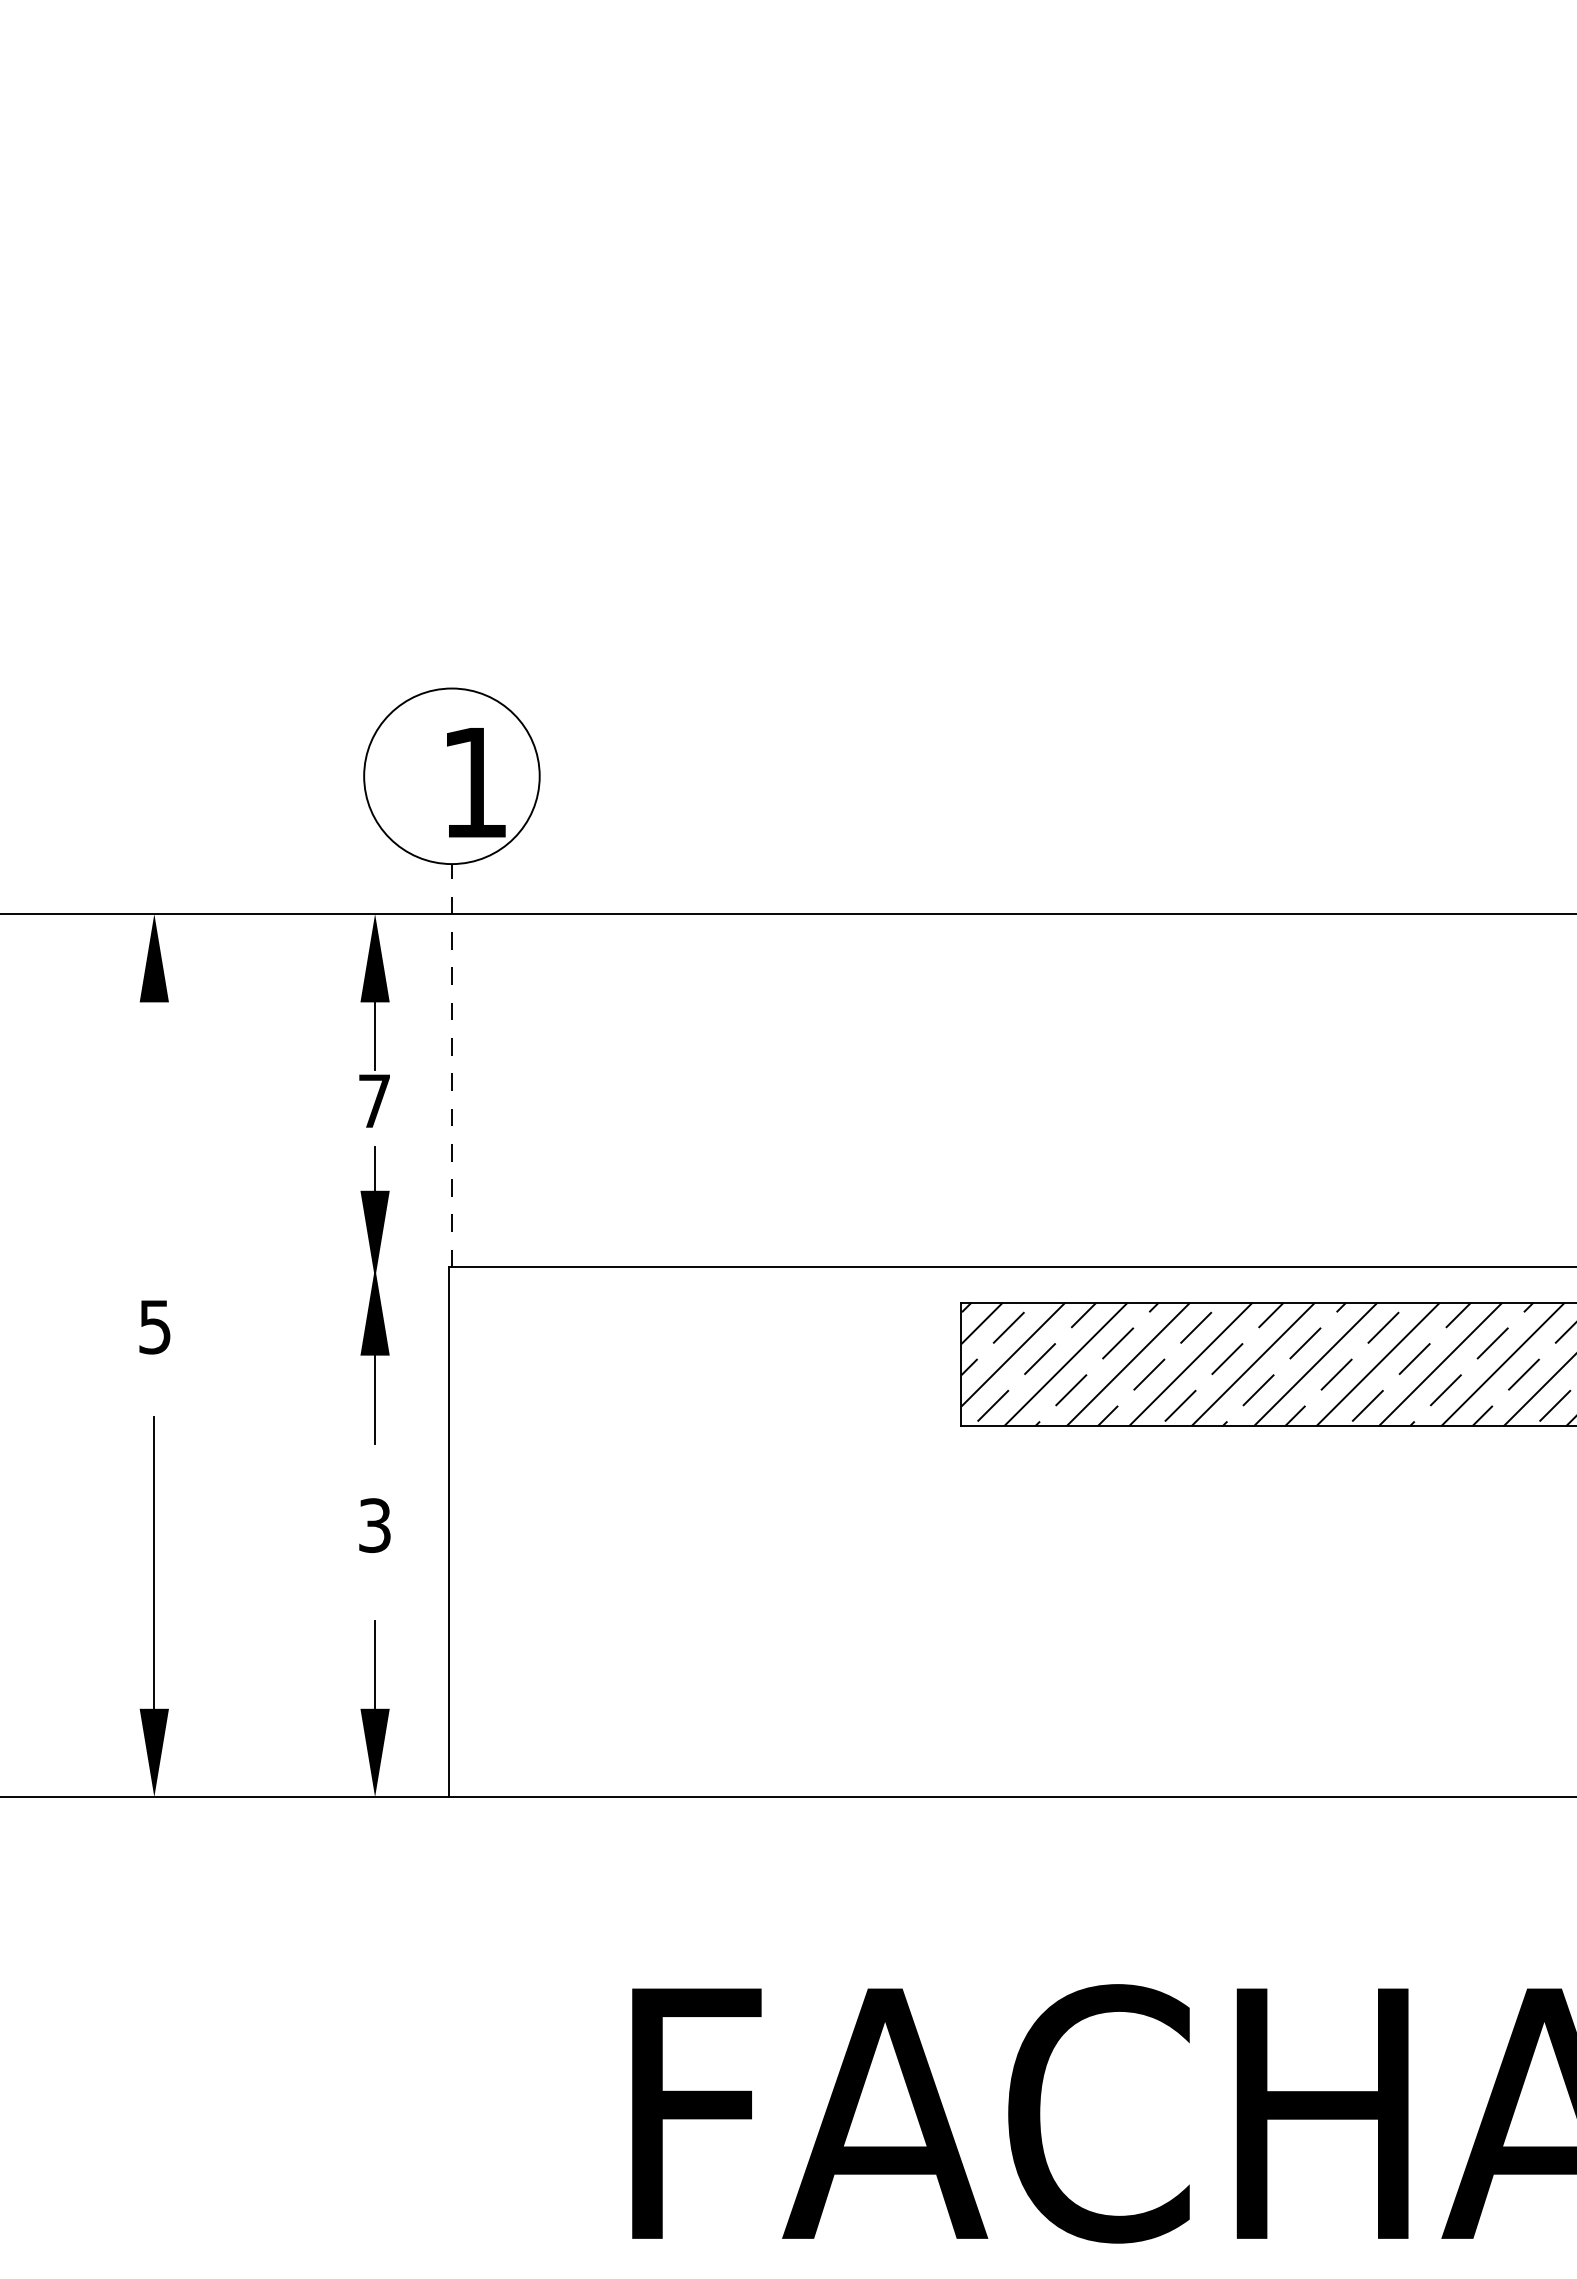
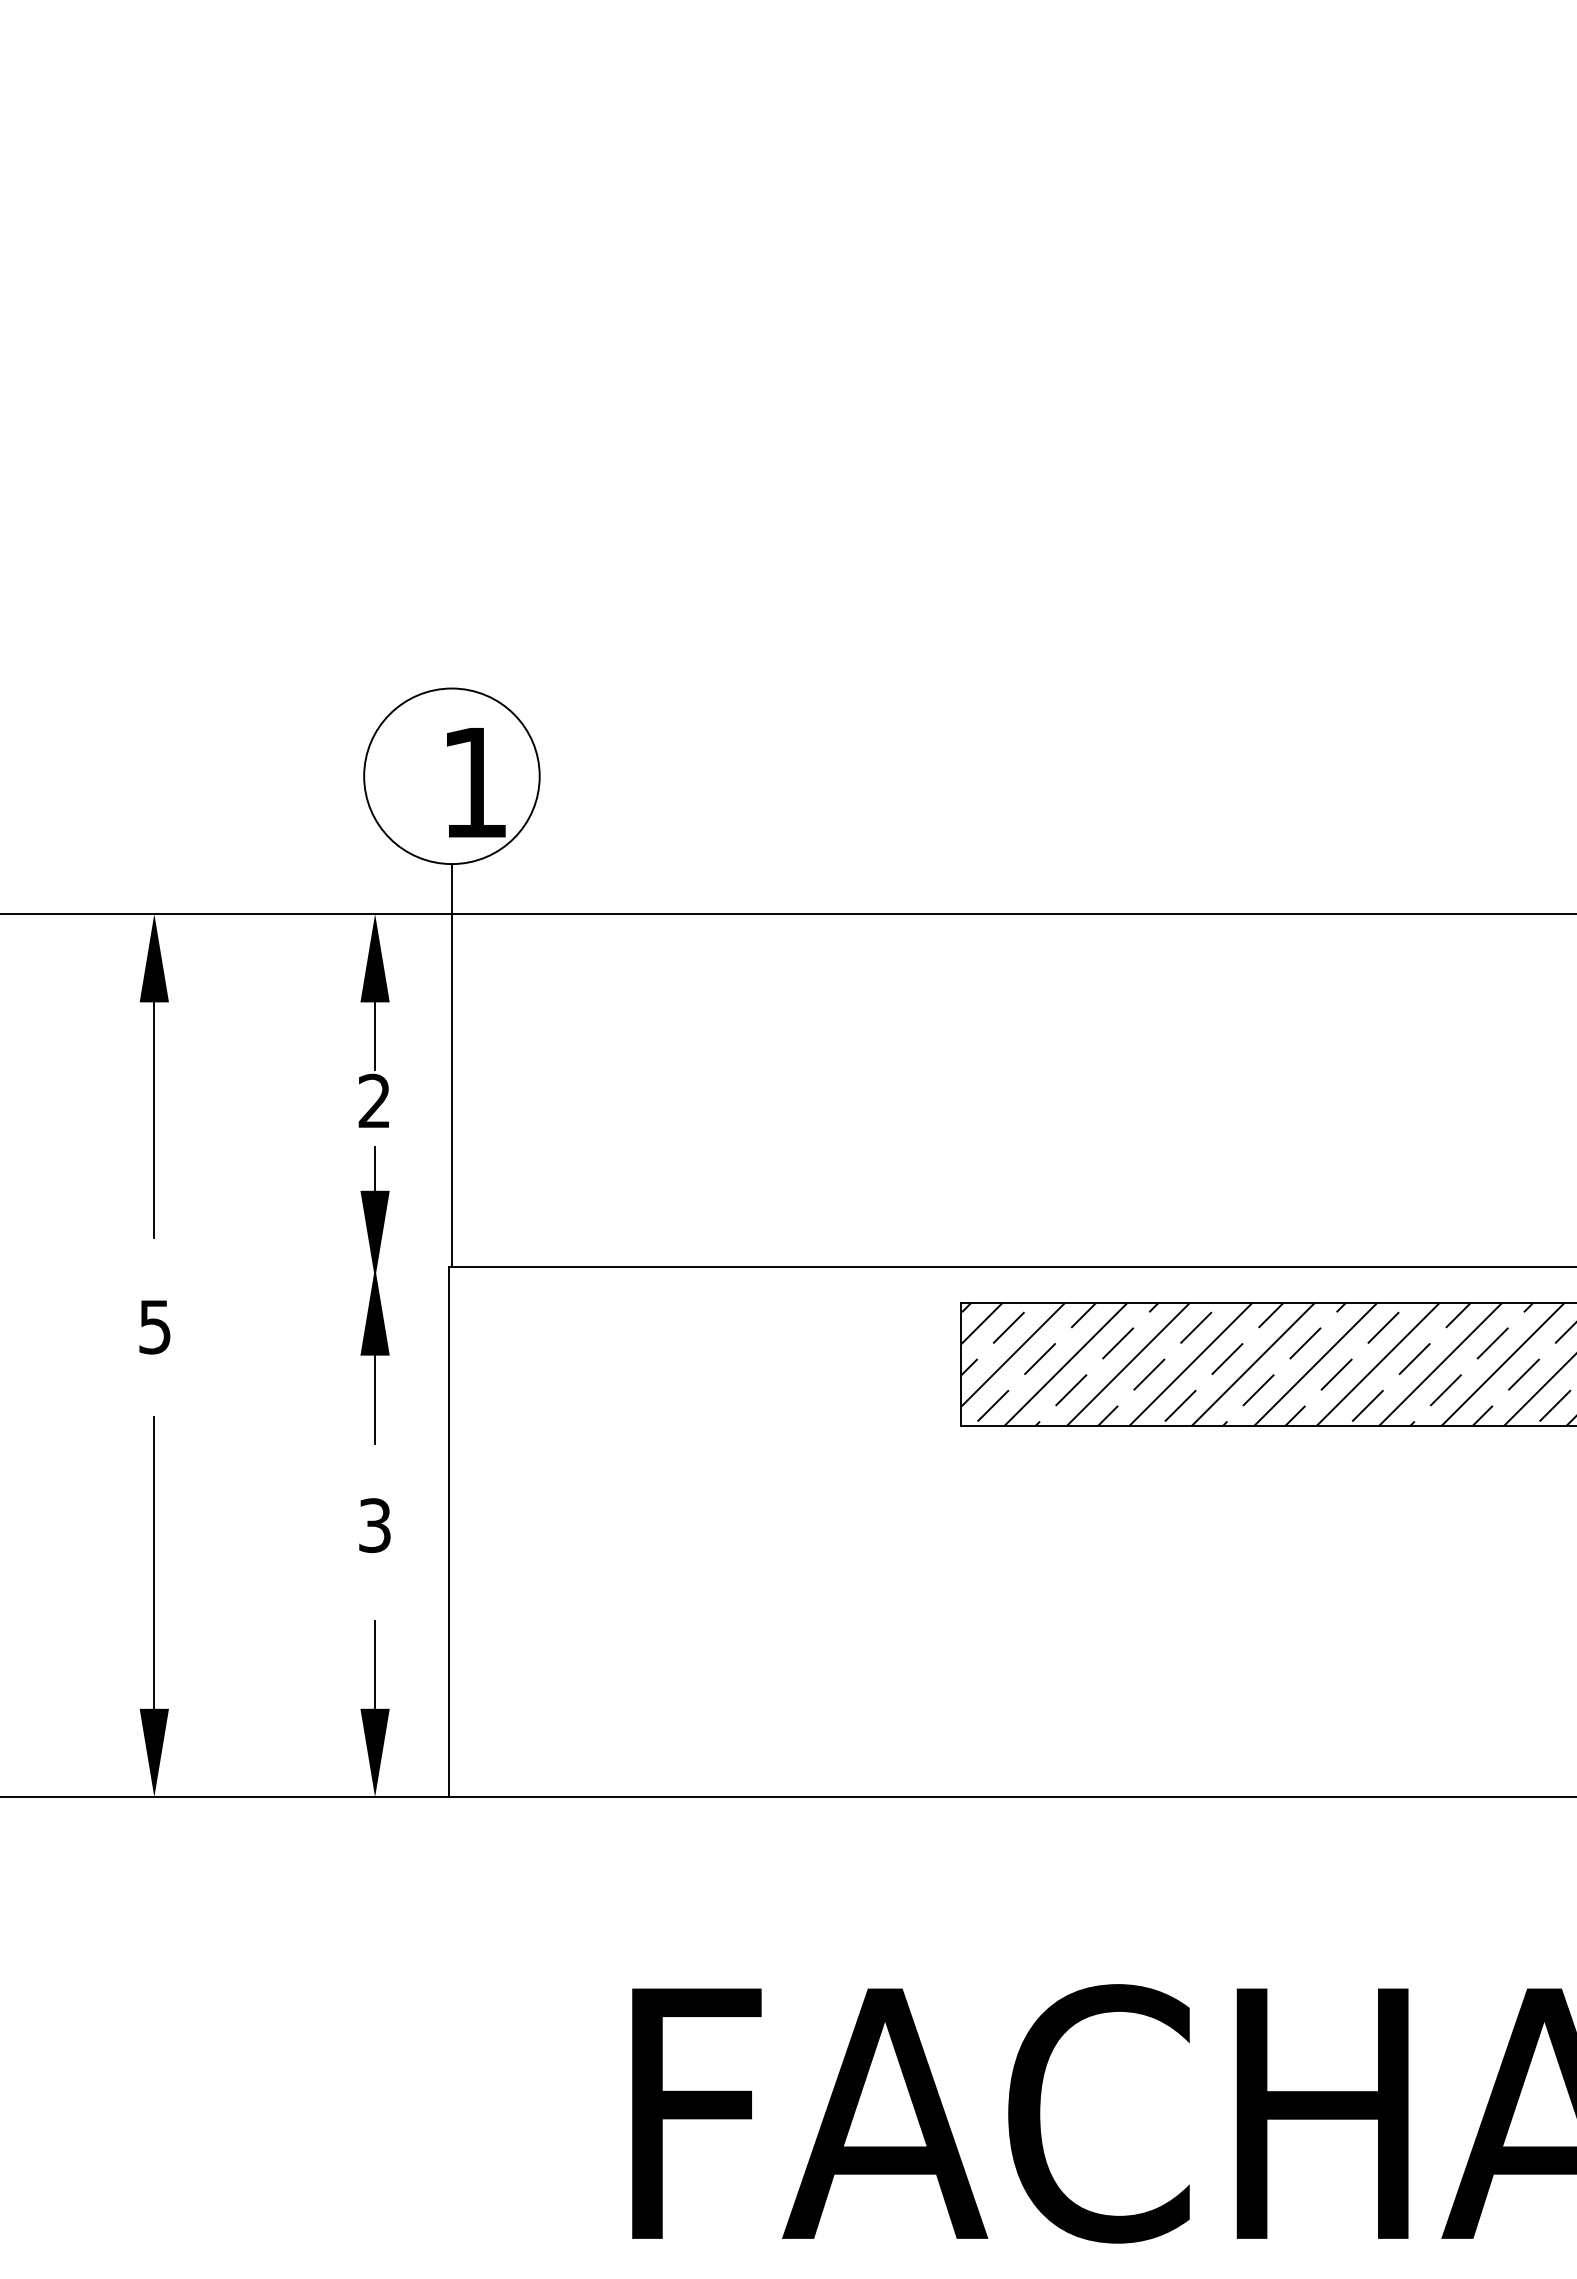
line: dashed -> solid (451, 1065)
text: 7 -> 2 (373, 1100)
line: none -> present (154, 1119)
